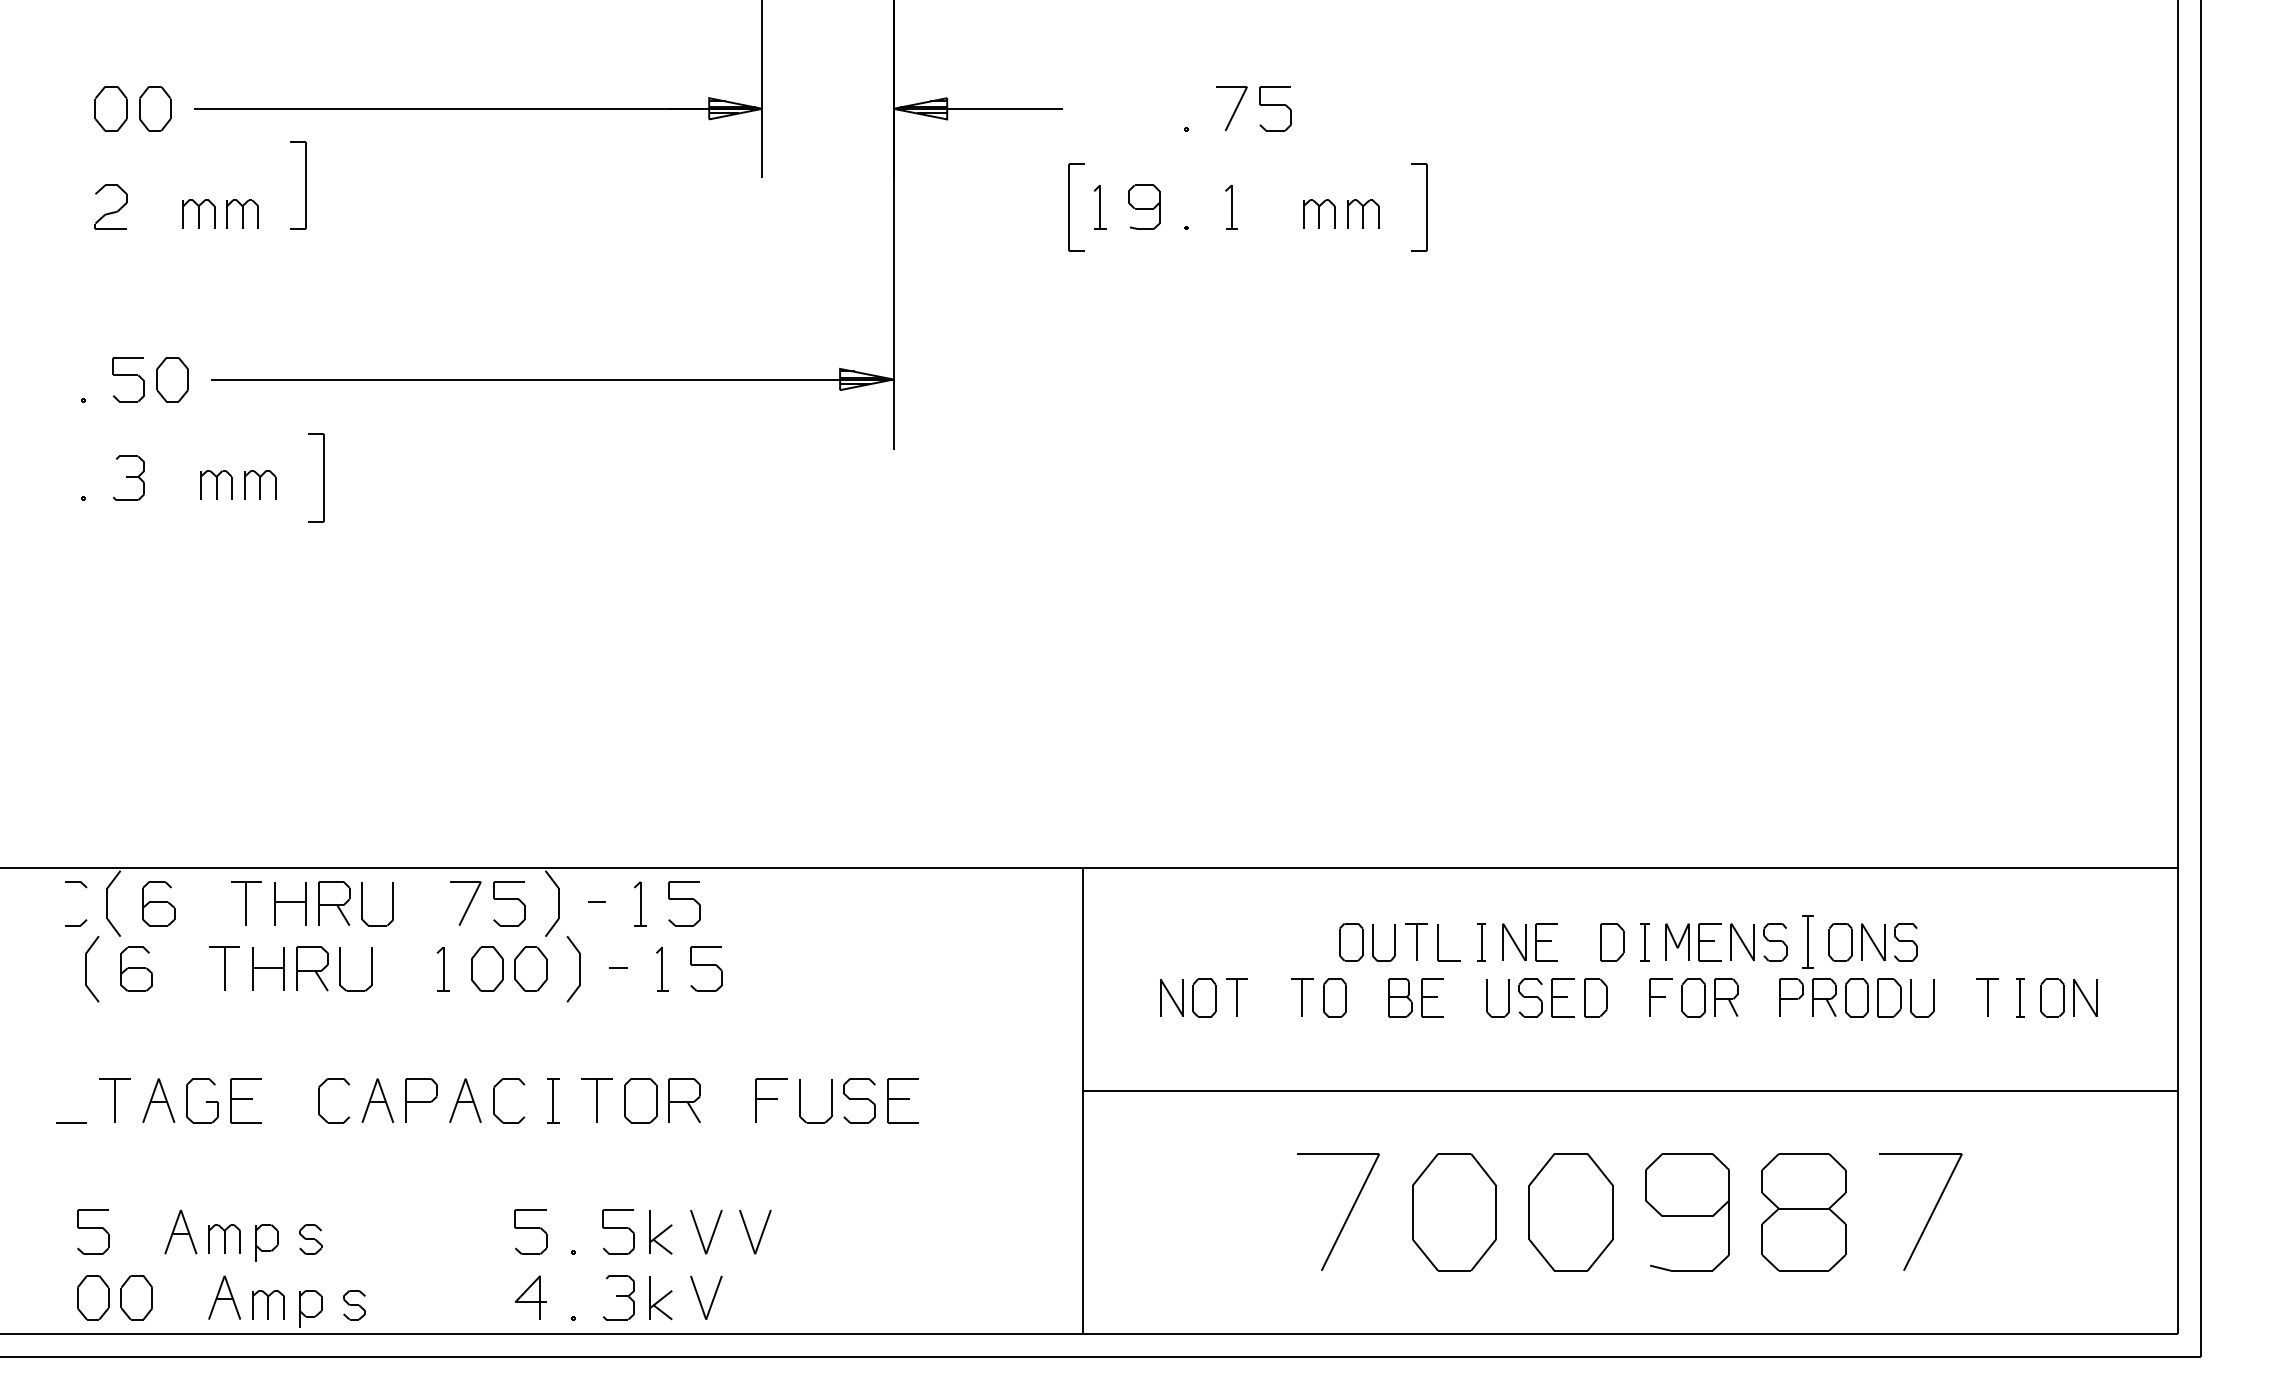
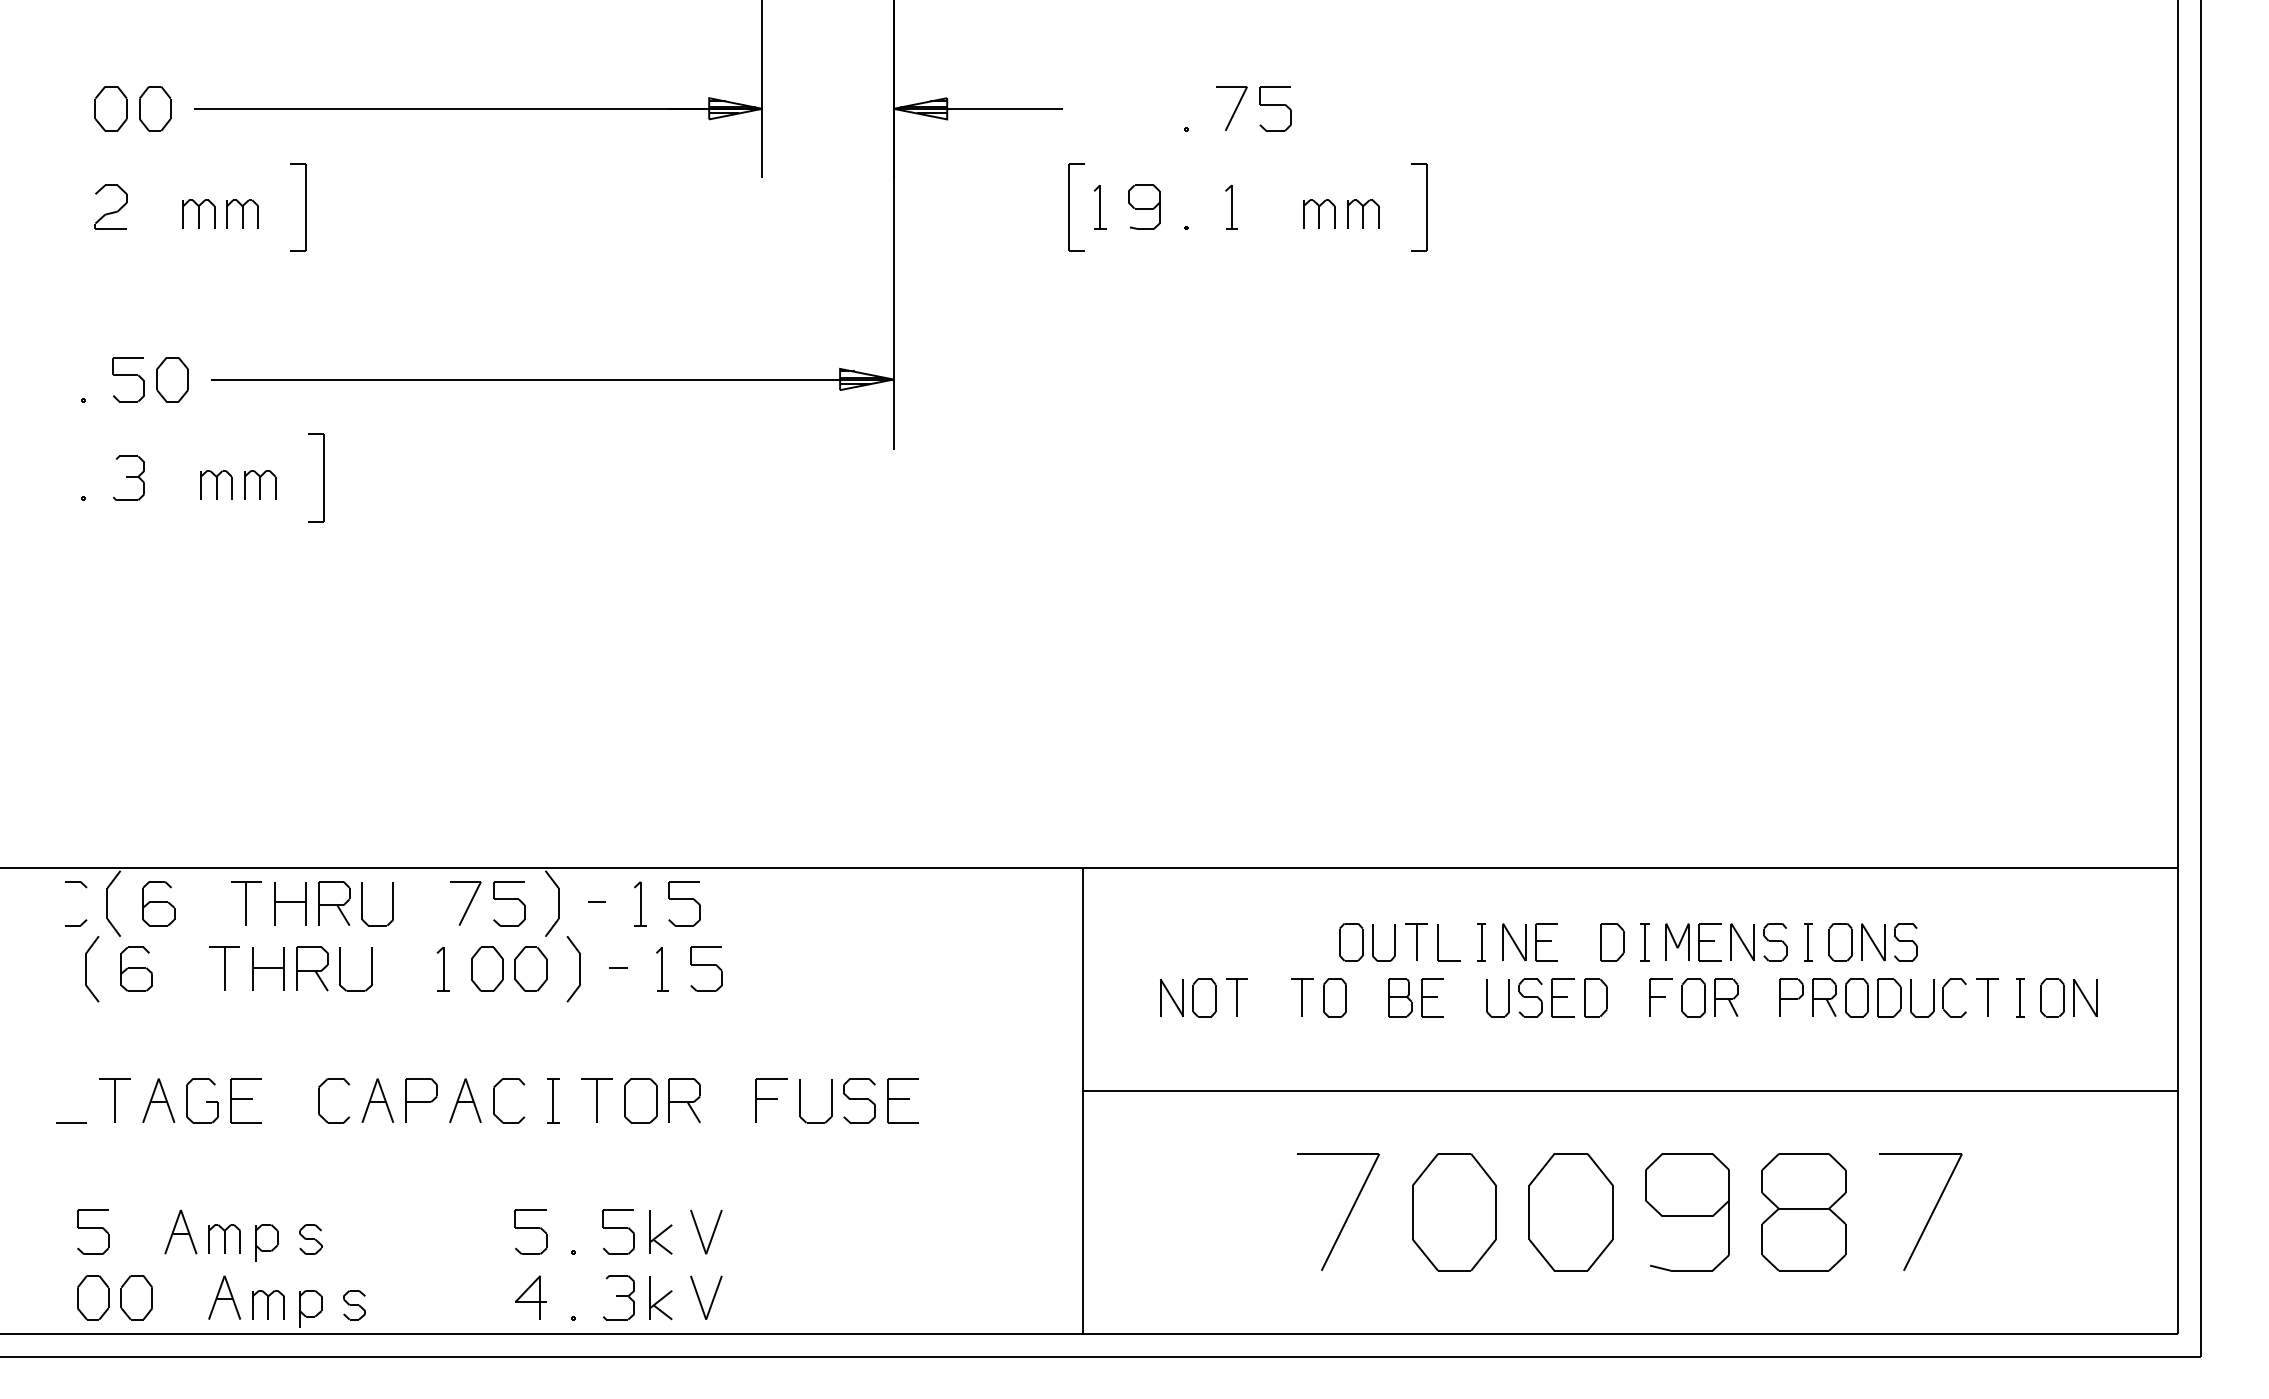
part position: (305, 185) -> (305, 207) (305, 207)
part size: 12x54 px -> 9x39 px (1808, 942)
part: none -> present (1943, 997)
part: present -> none (761, 1233)
